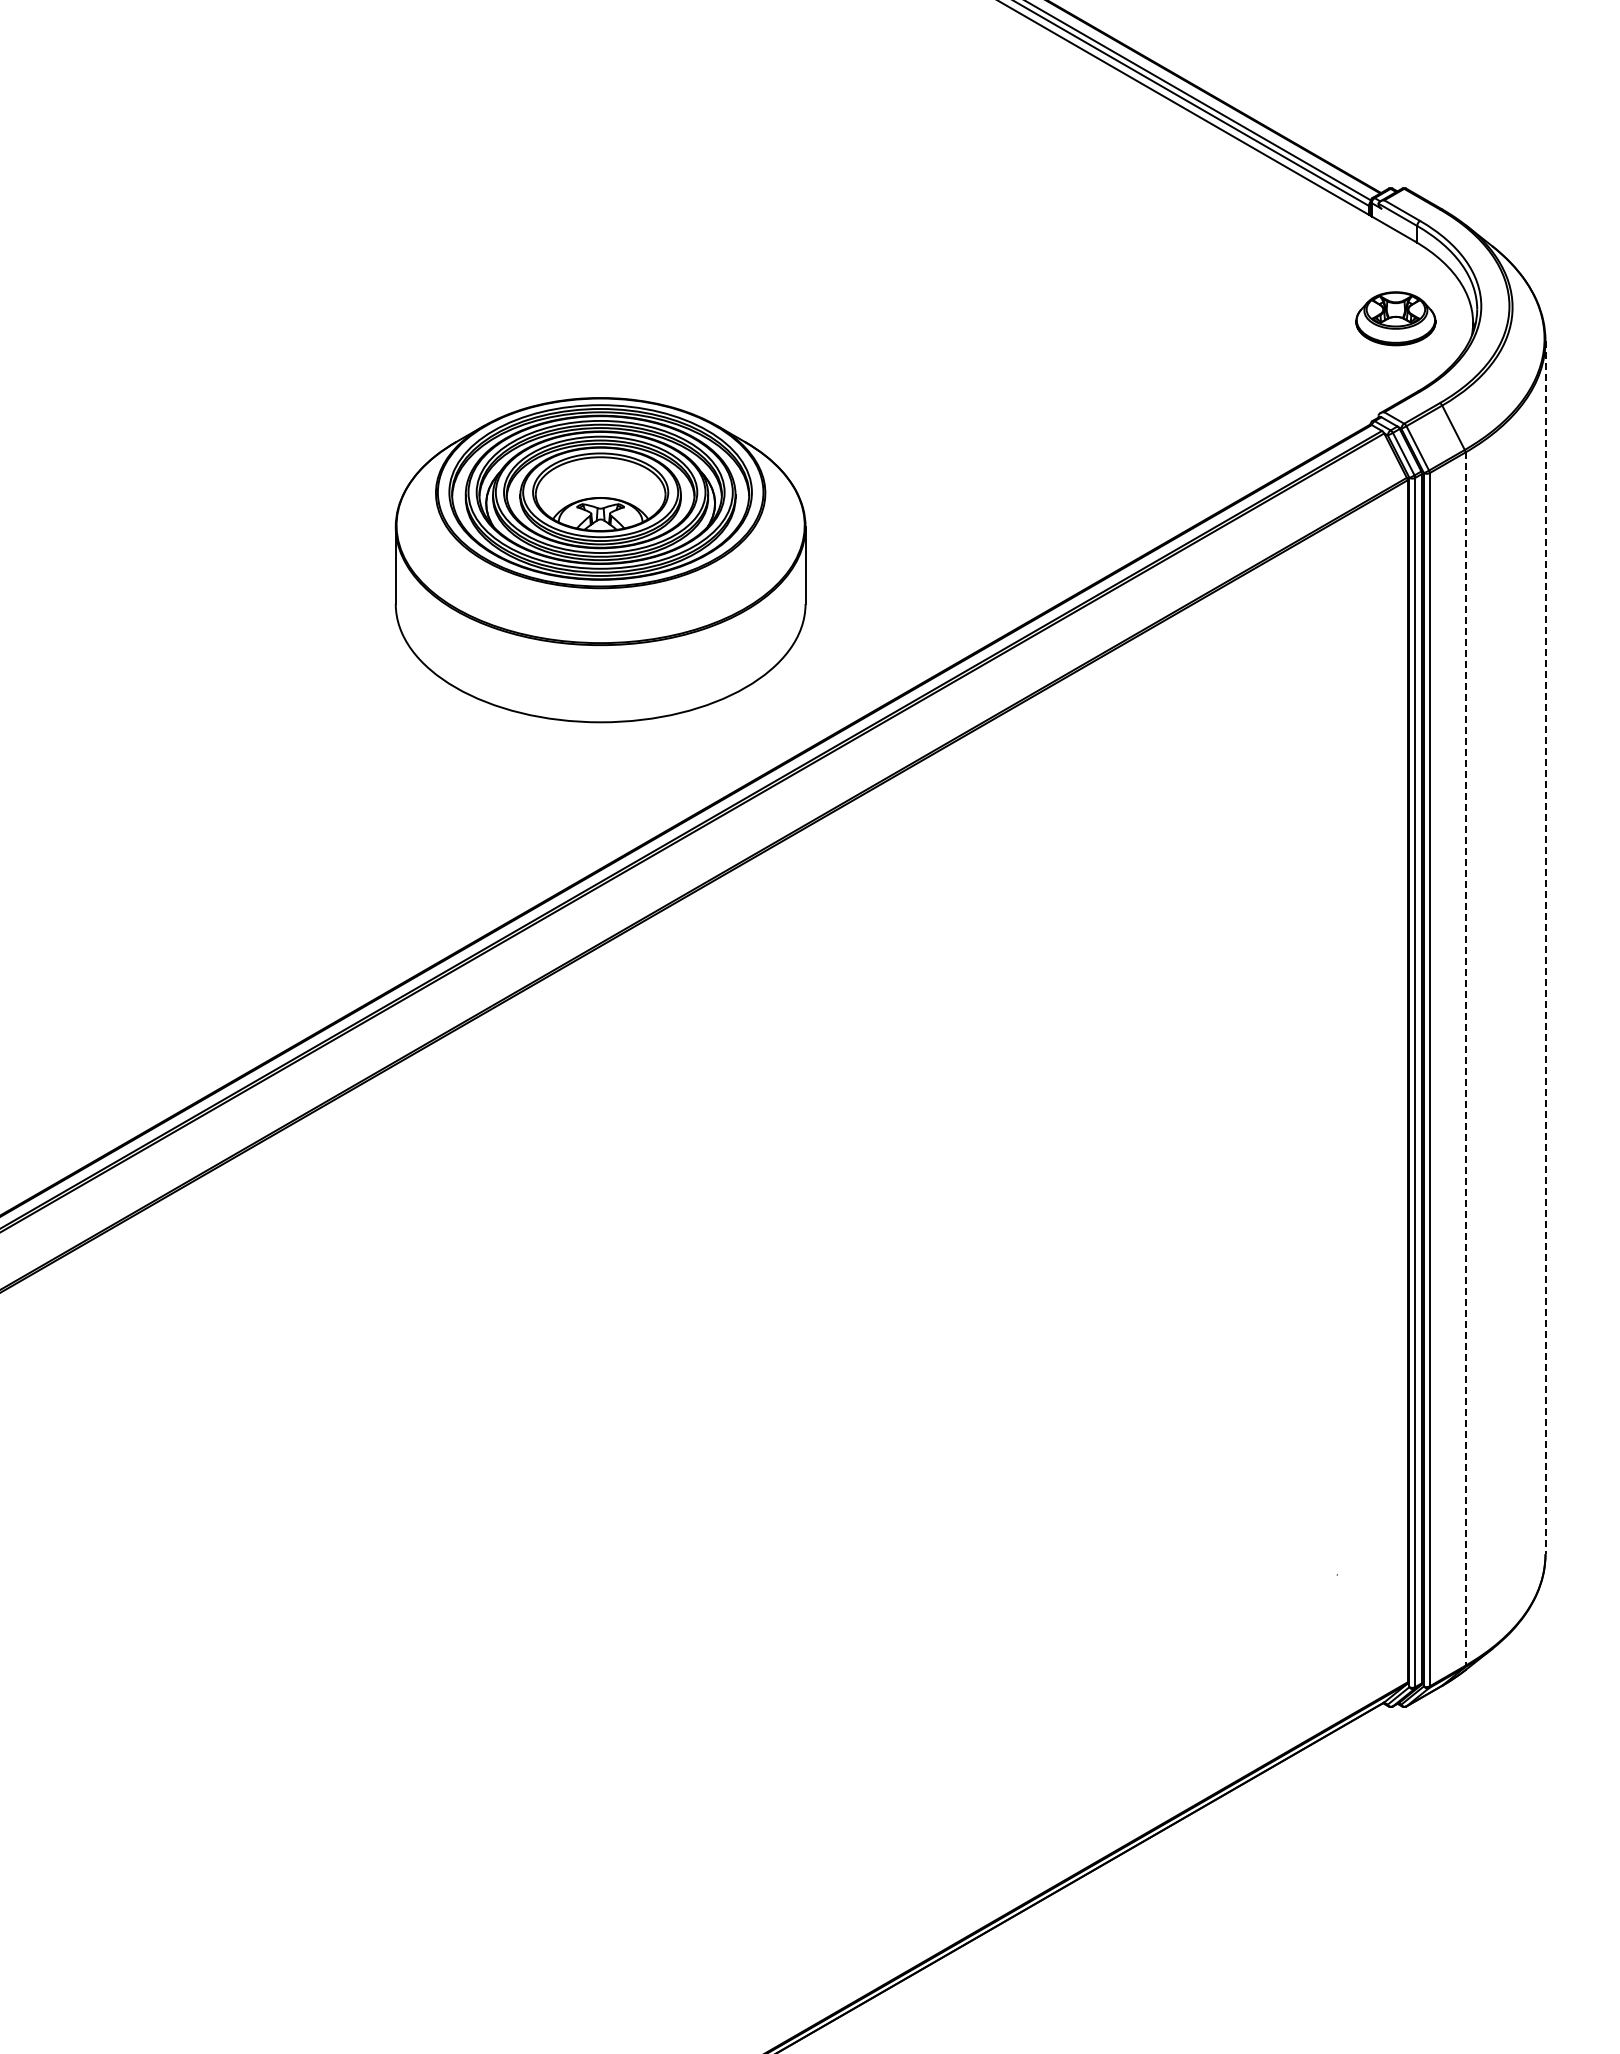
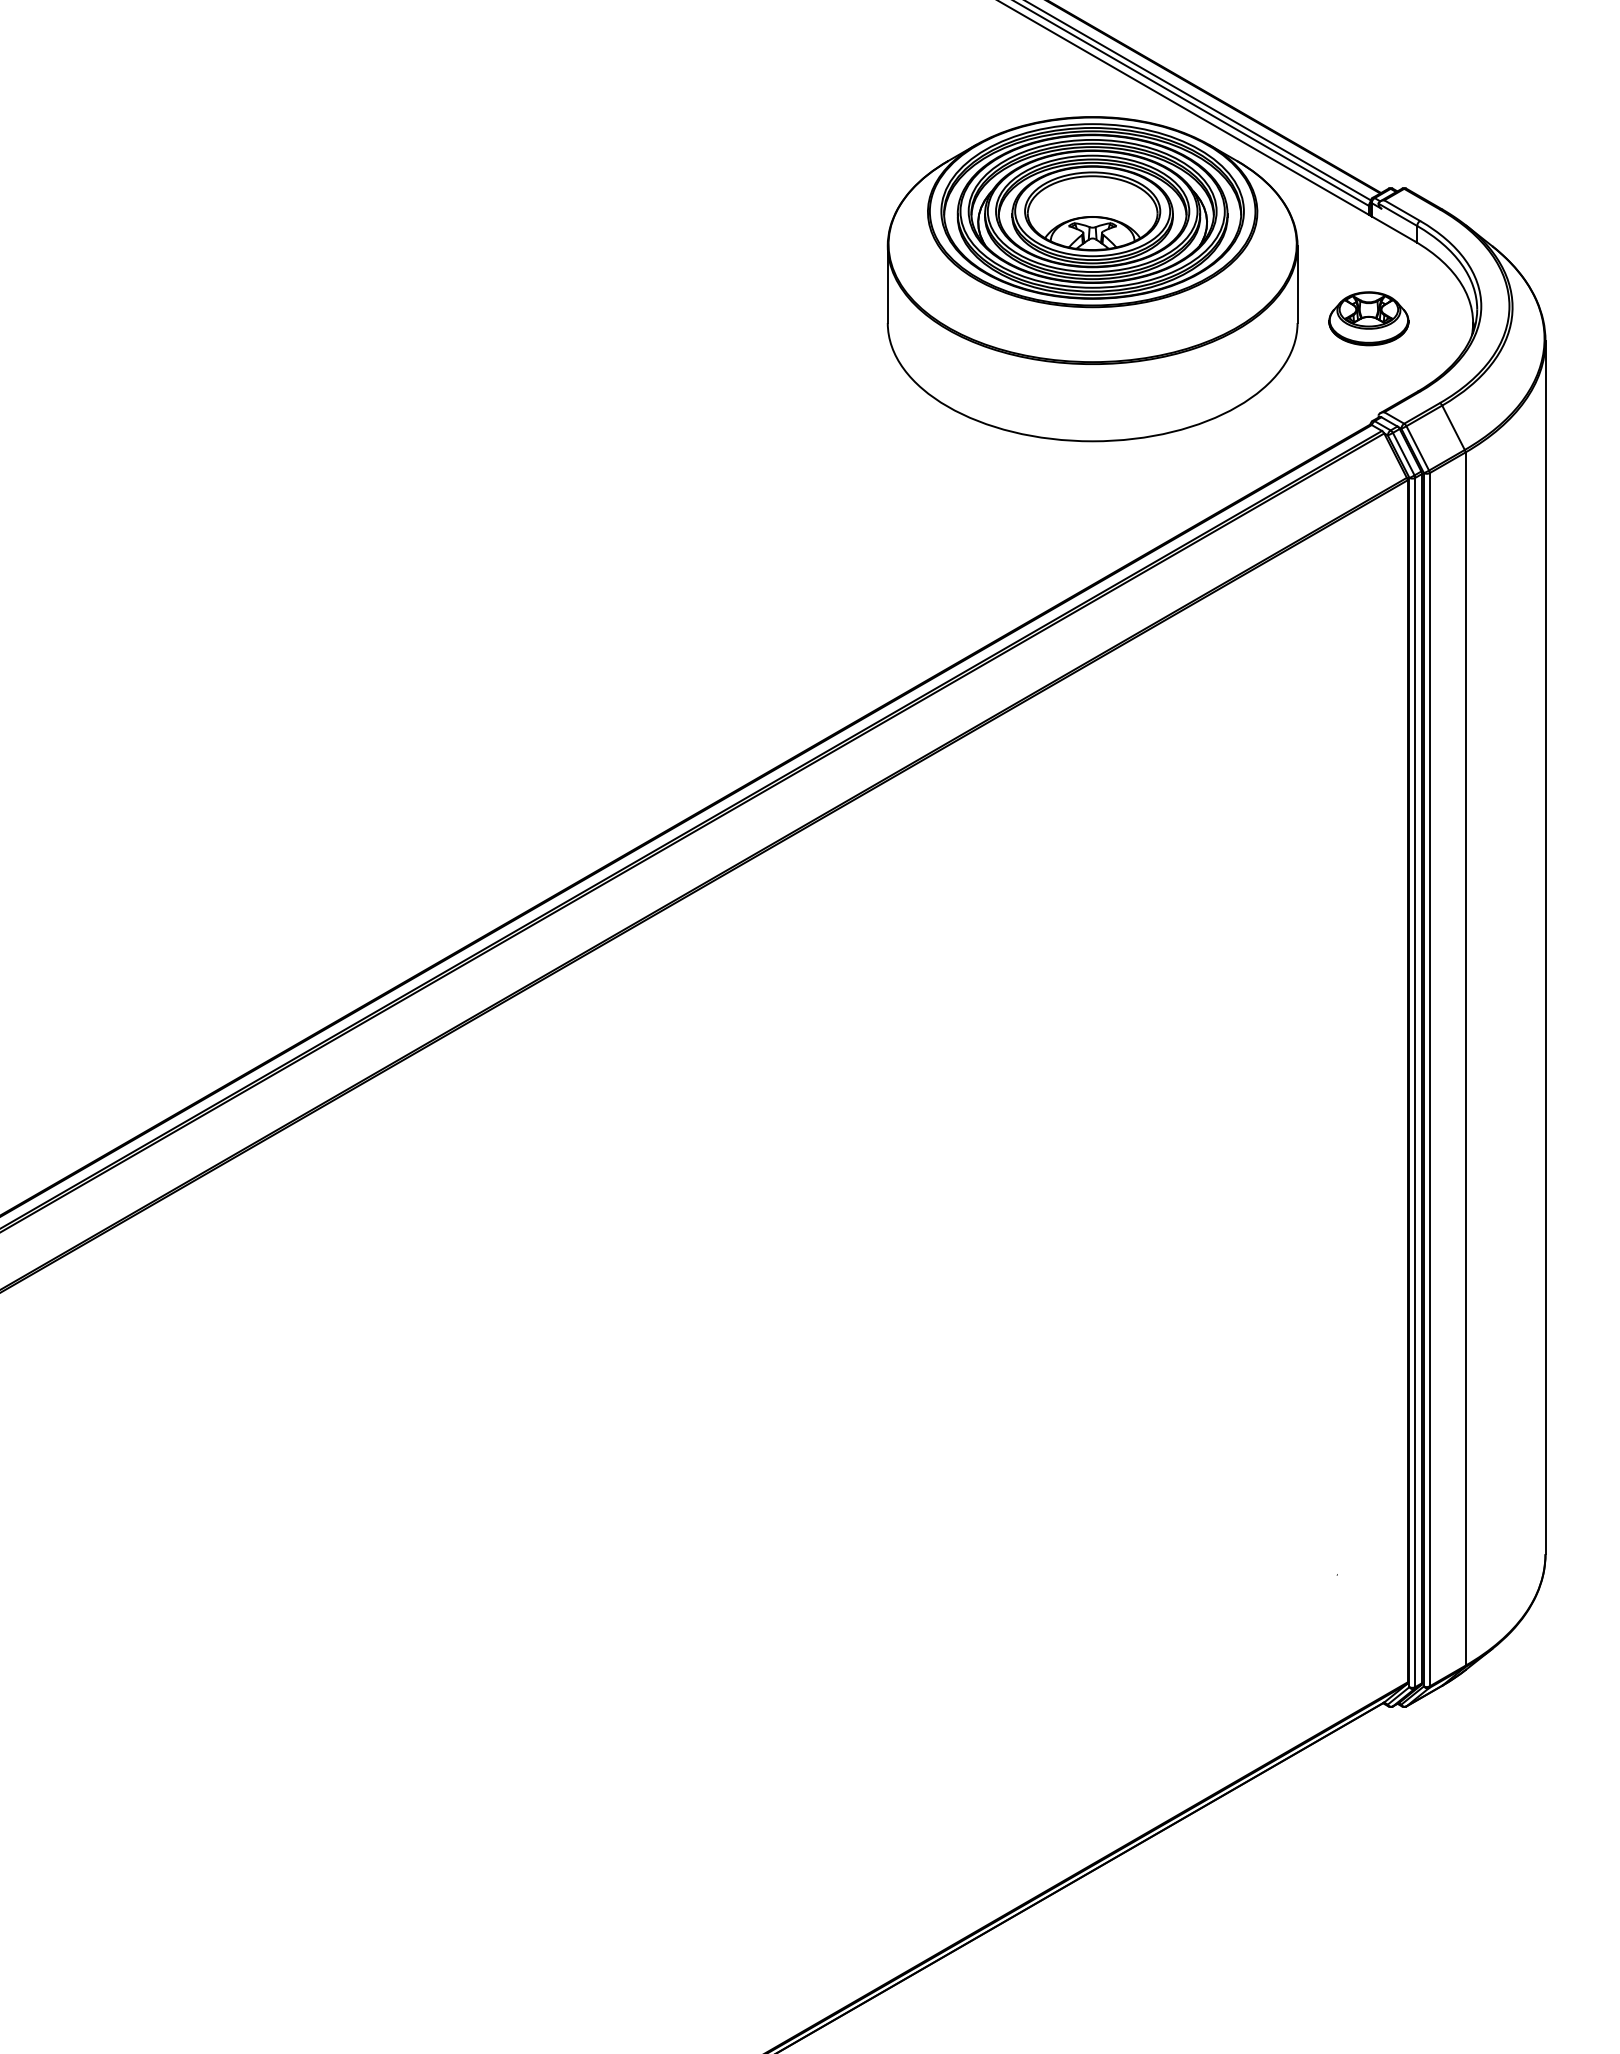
part position: (1395, 318) -> (1368, 318) (1368, 318)
part position: (600, 560) -> (1092, 279) (1092, 279)
line: dashed -> solid (1545, 947)
line: dashed -> solid (1465, 1059)
